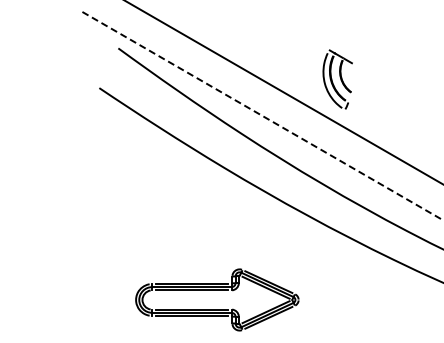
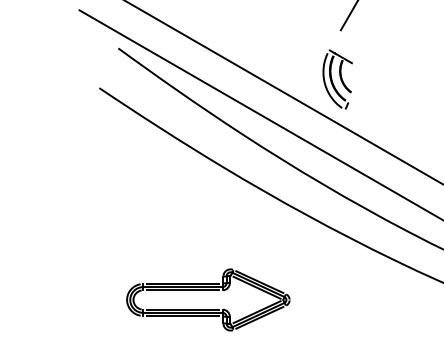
line: none -> present (348, 16)
line: dashed -> solid (261, 115)
part position: (217, 299) -> (208, 299) (208, 299)
